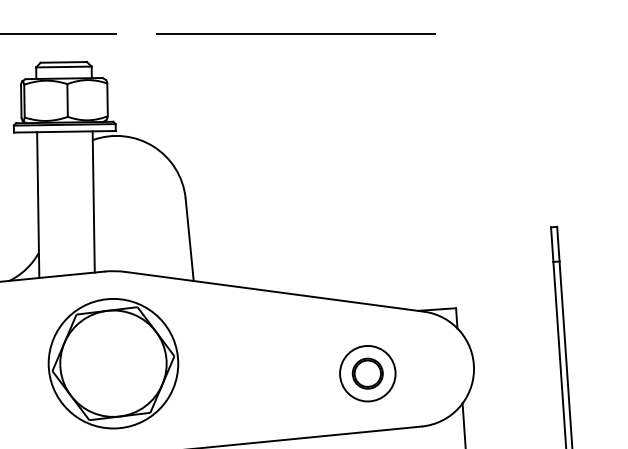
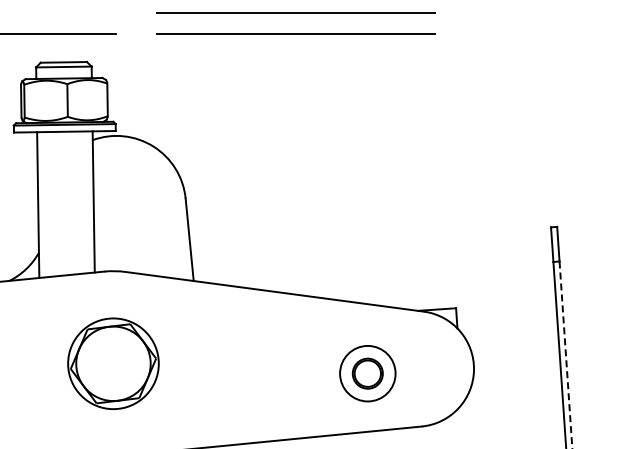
line: none -> present (295, 12)
line: solid -> dashed (565, 355)
part size: 133x132 px -> 93x93 px (113, 363)
line: present -> none (463, 424)
